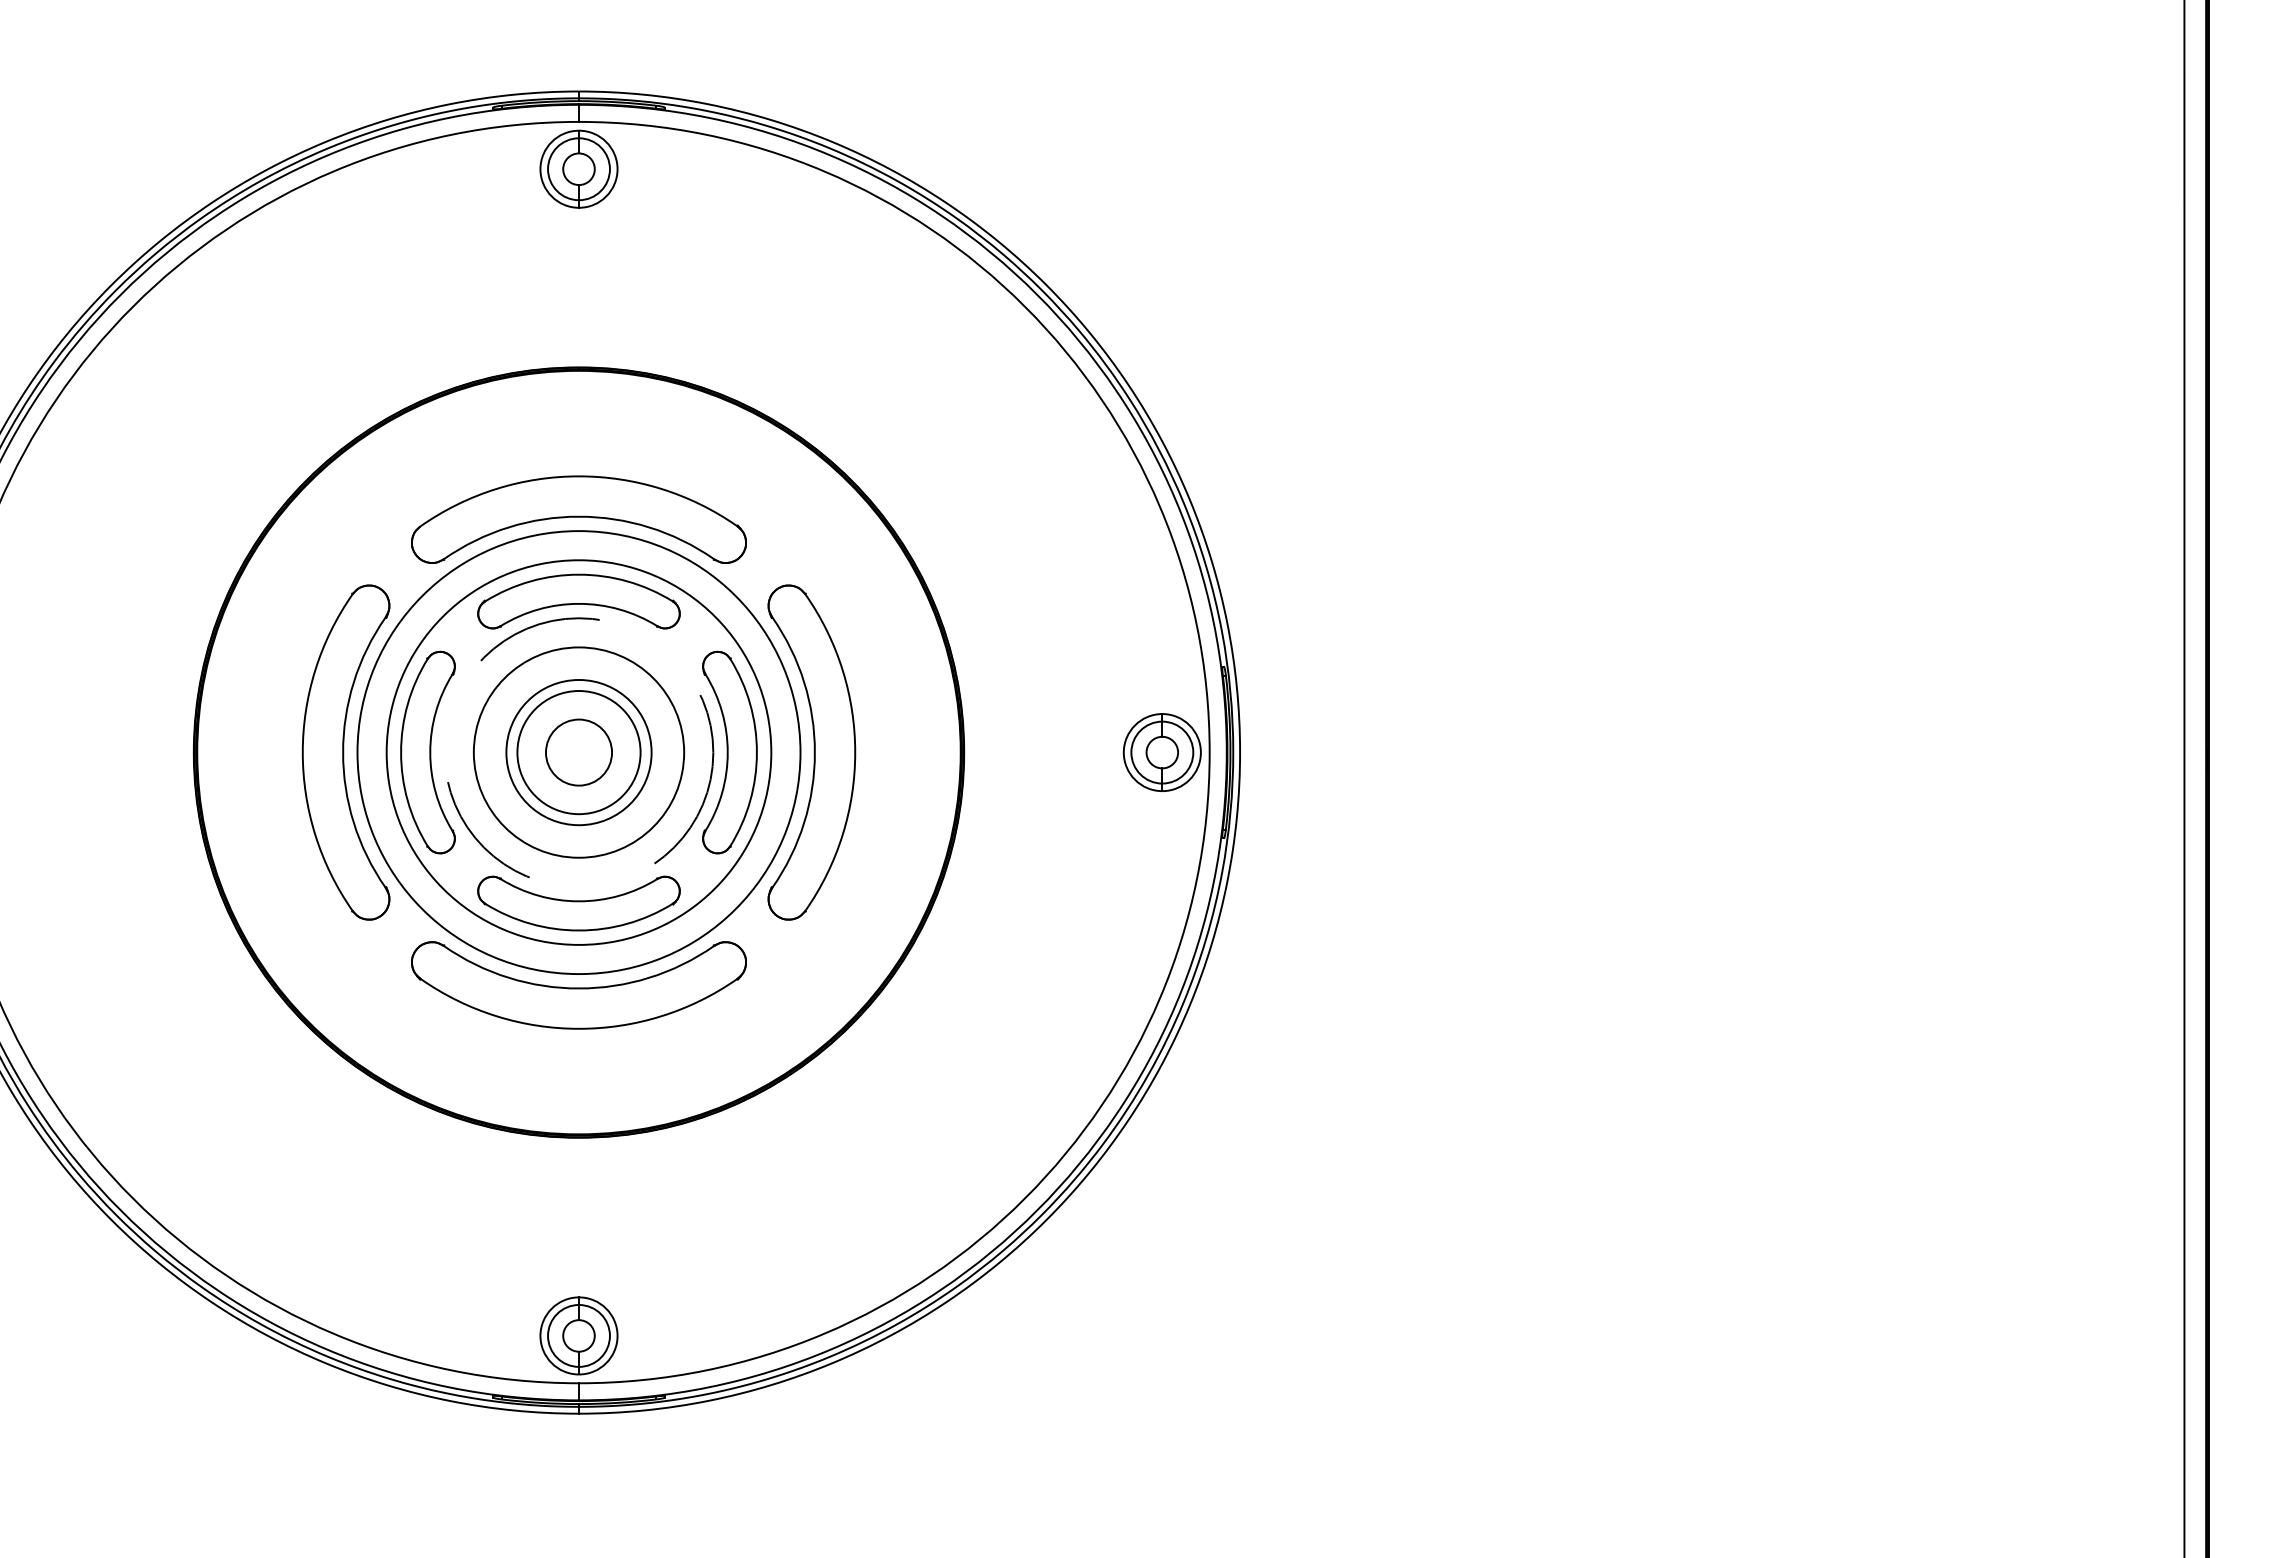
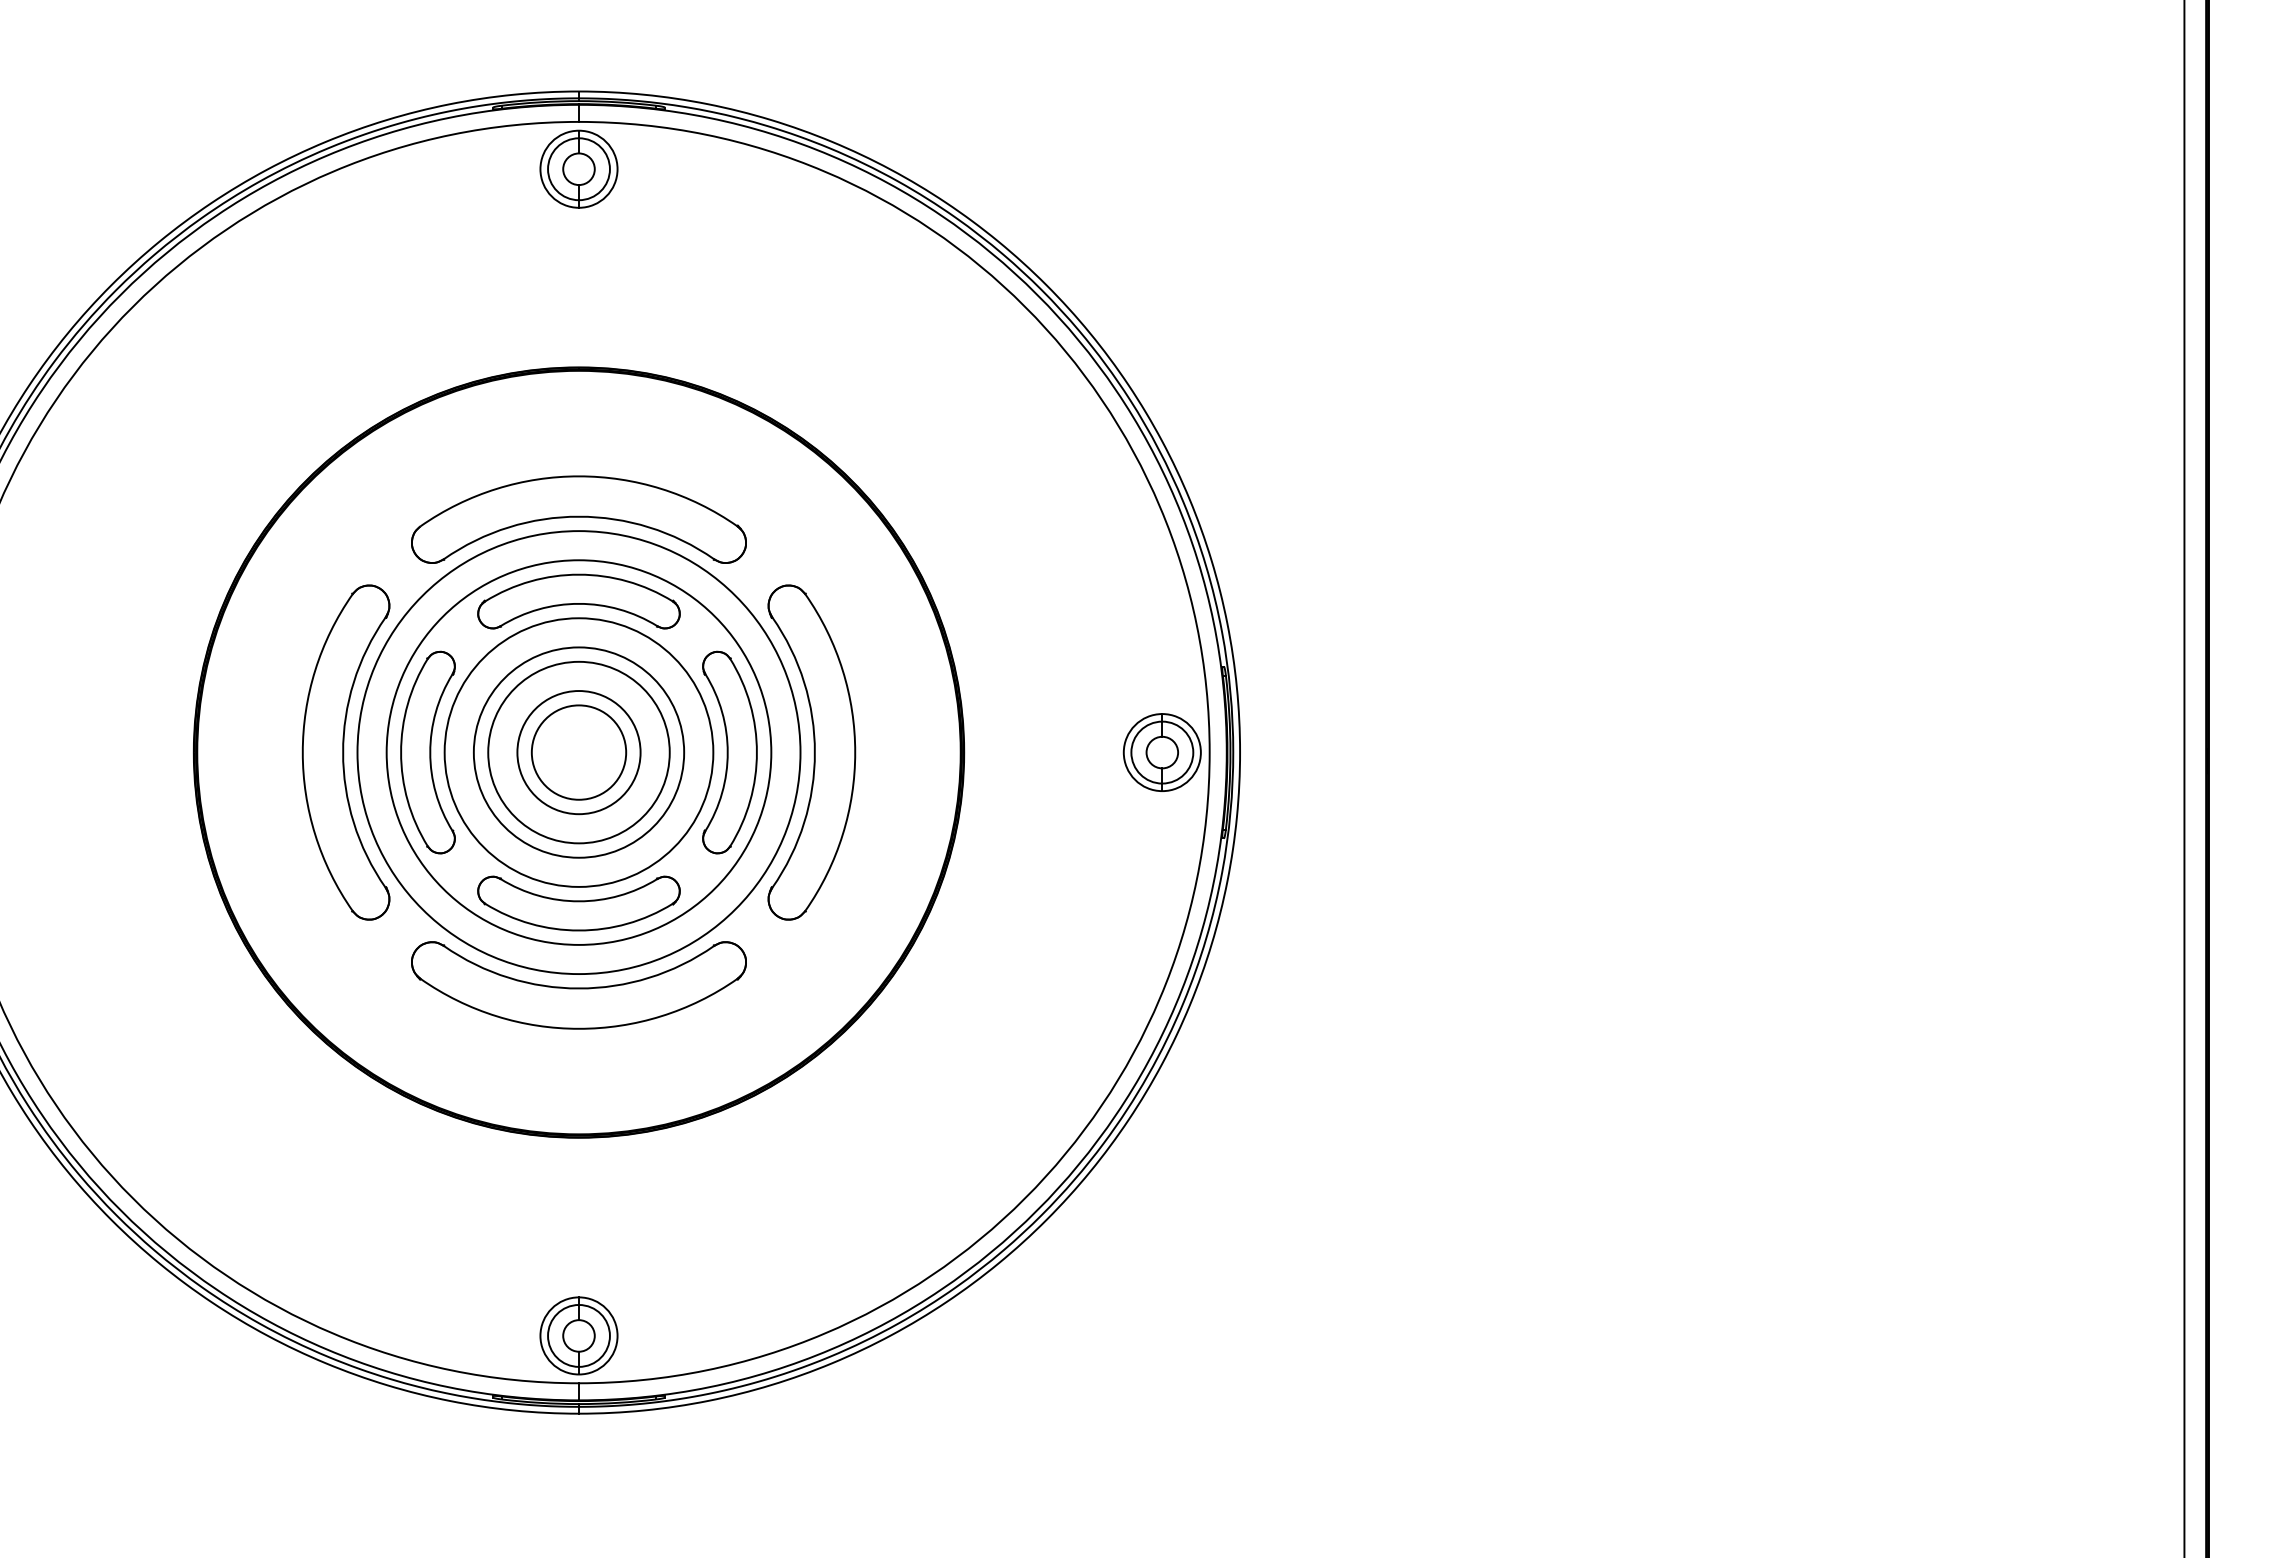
circle diameter: 145 px -> 182 px (578, 752)
circle diameter: 66 px -> 94 px (578, 752)
circle: dashed -> solid (578, 752)
